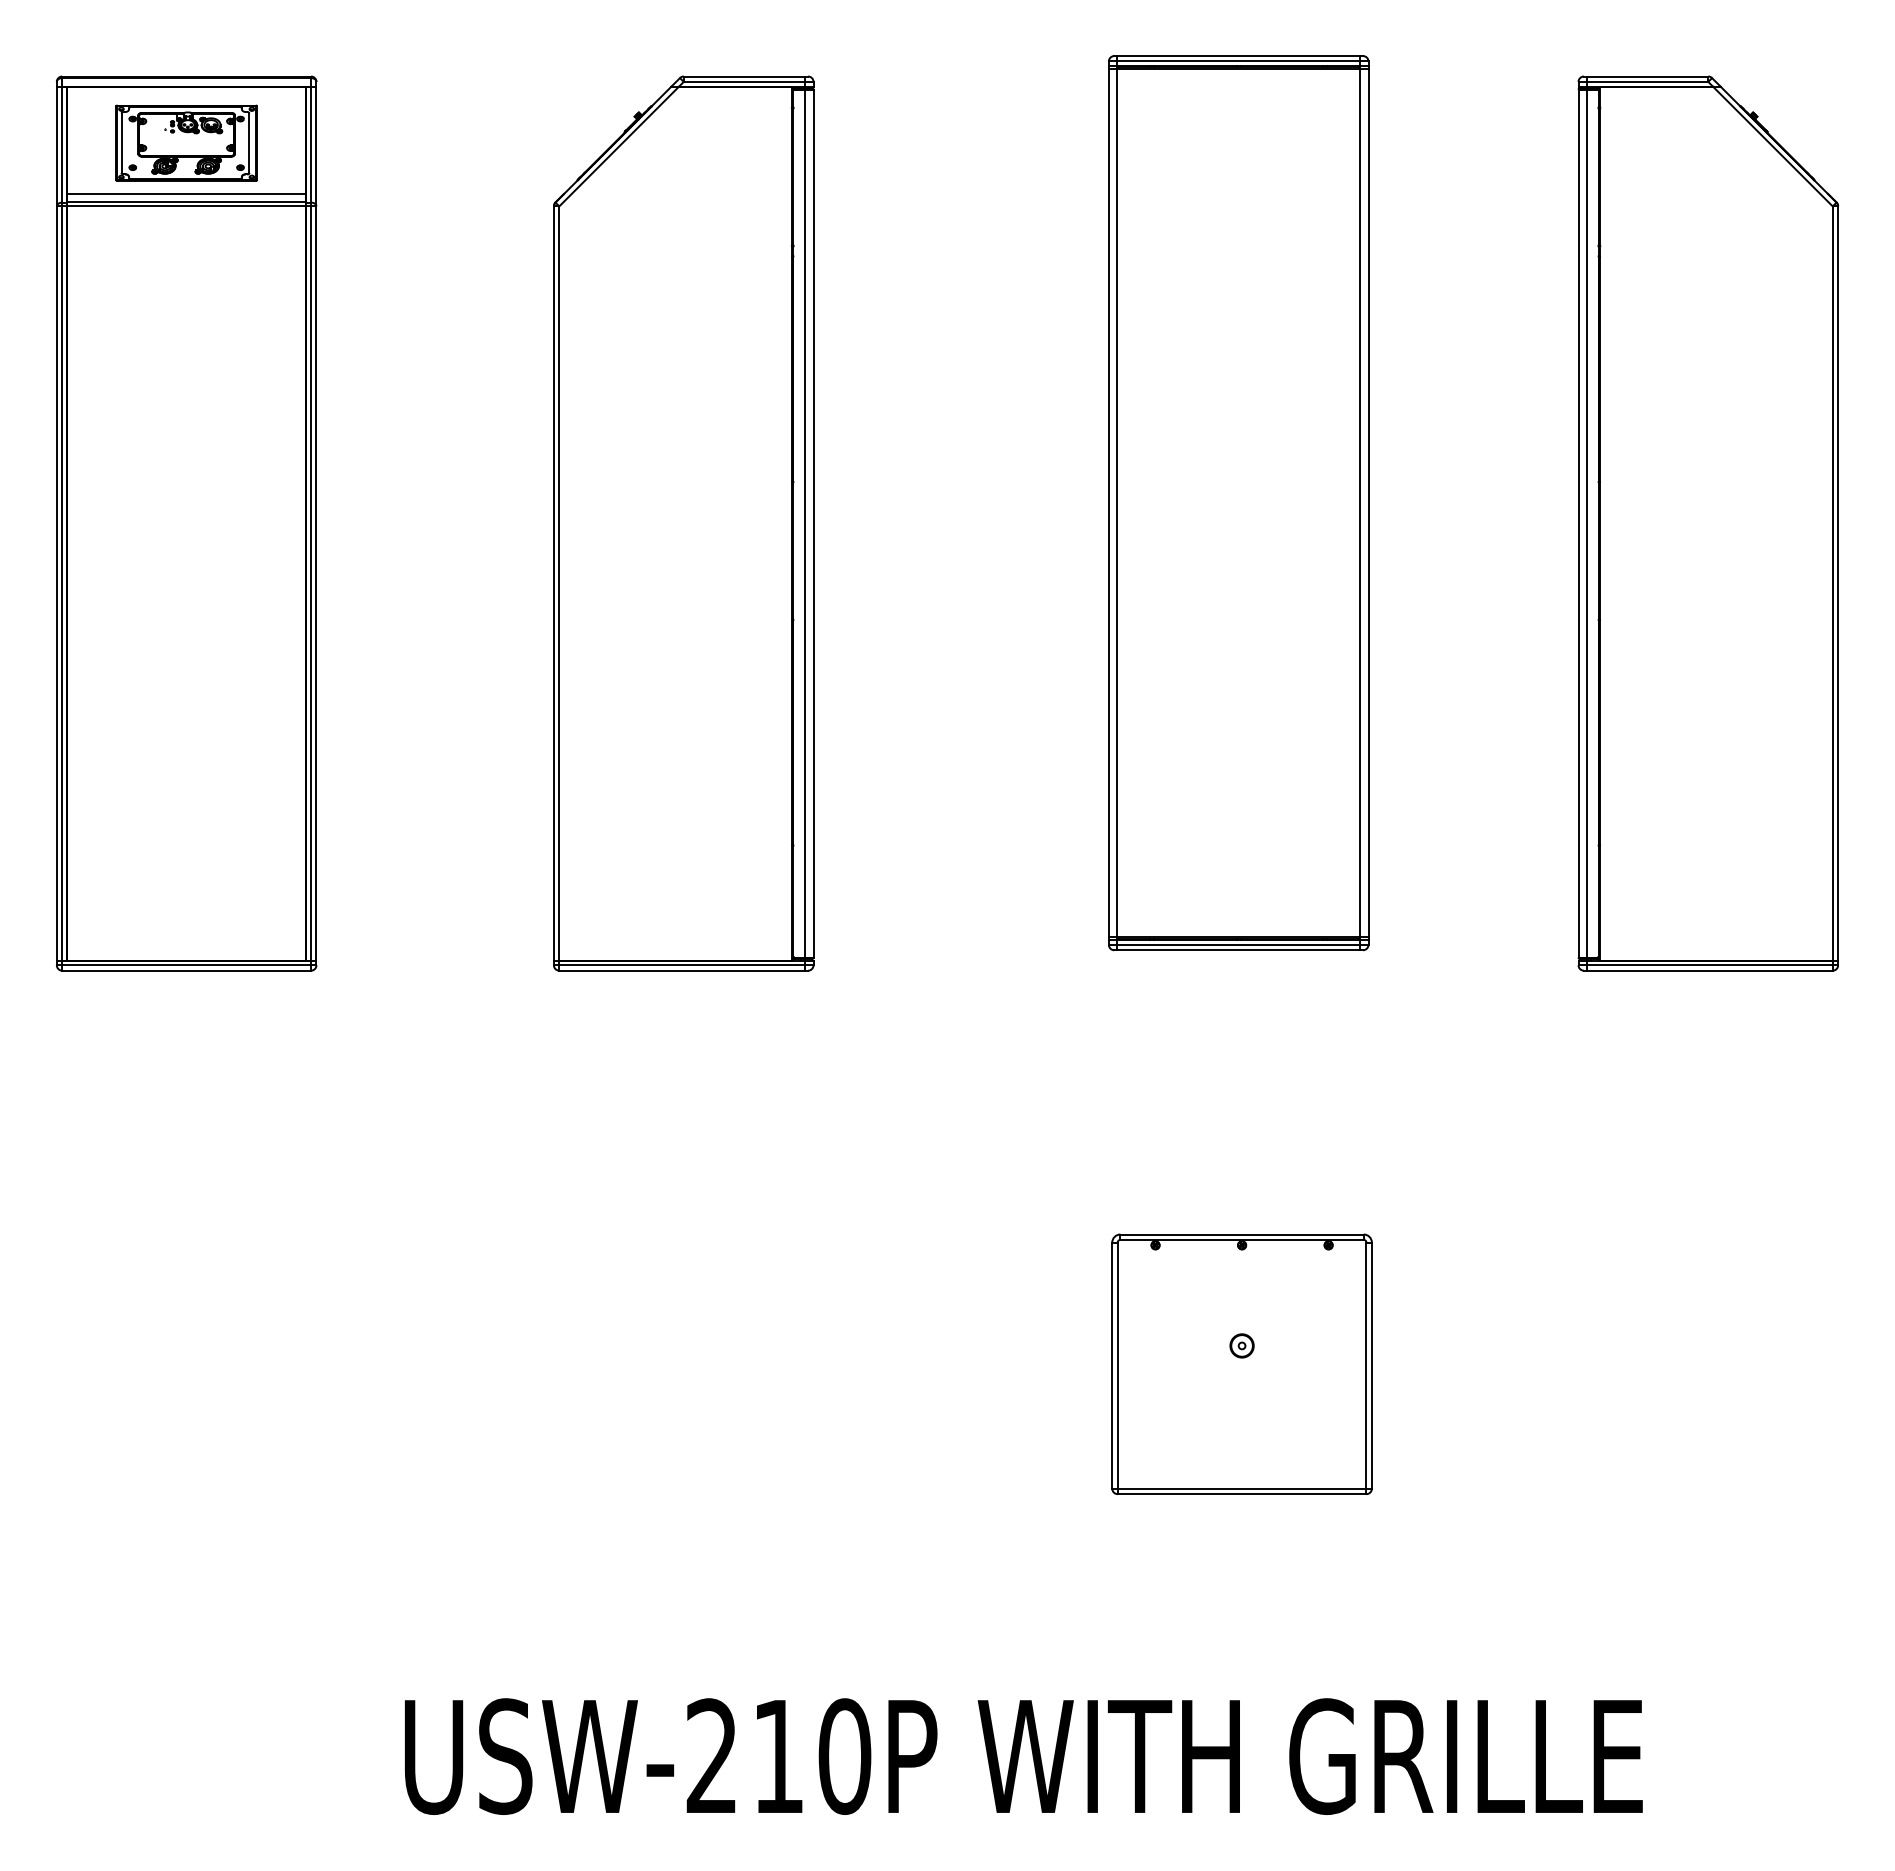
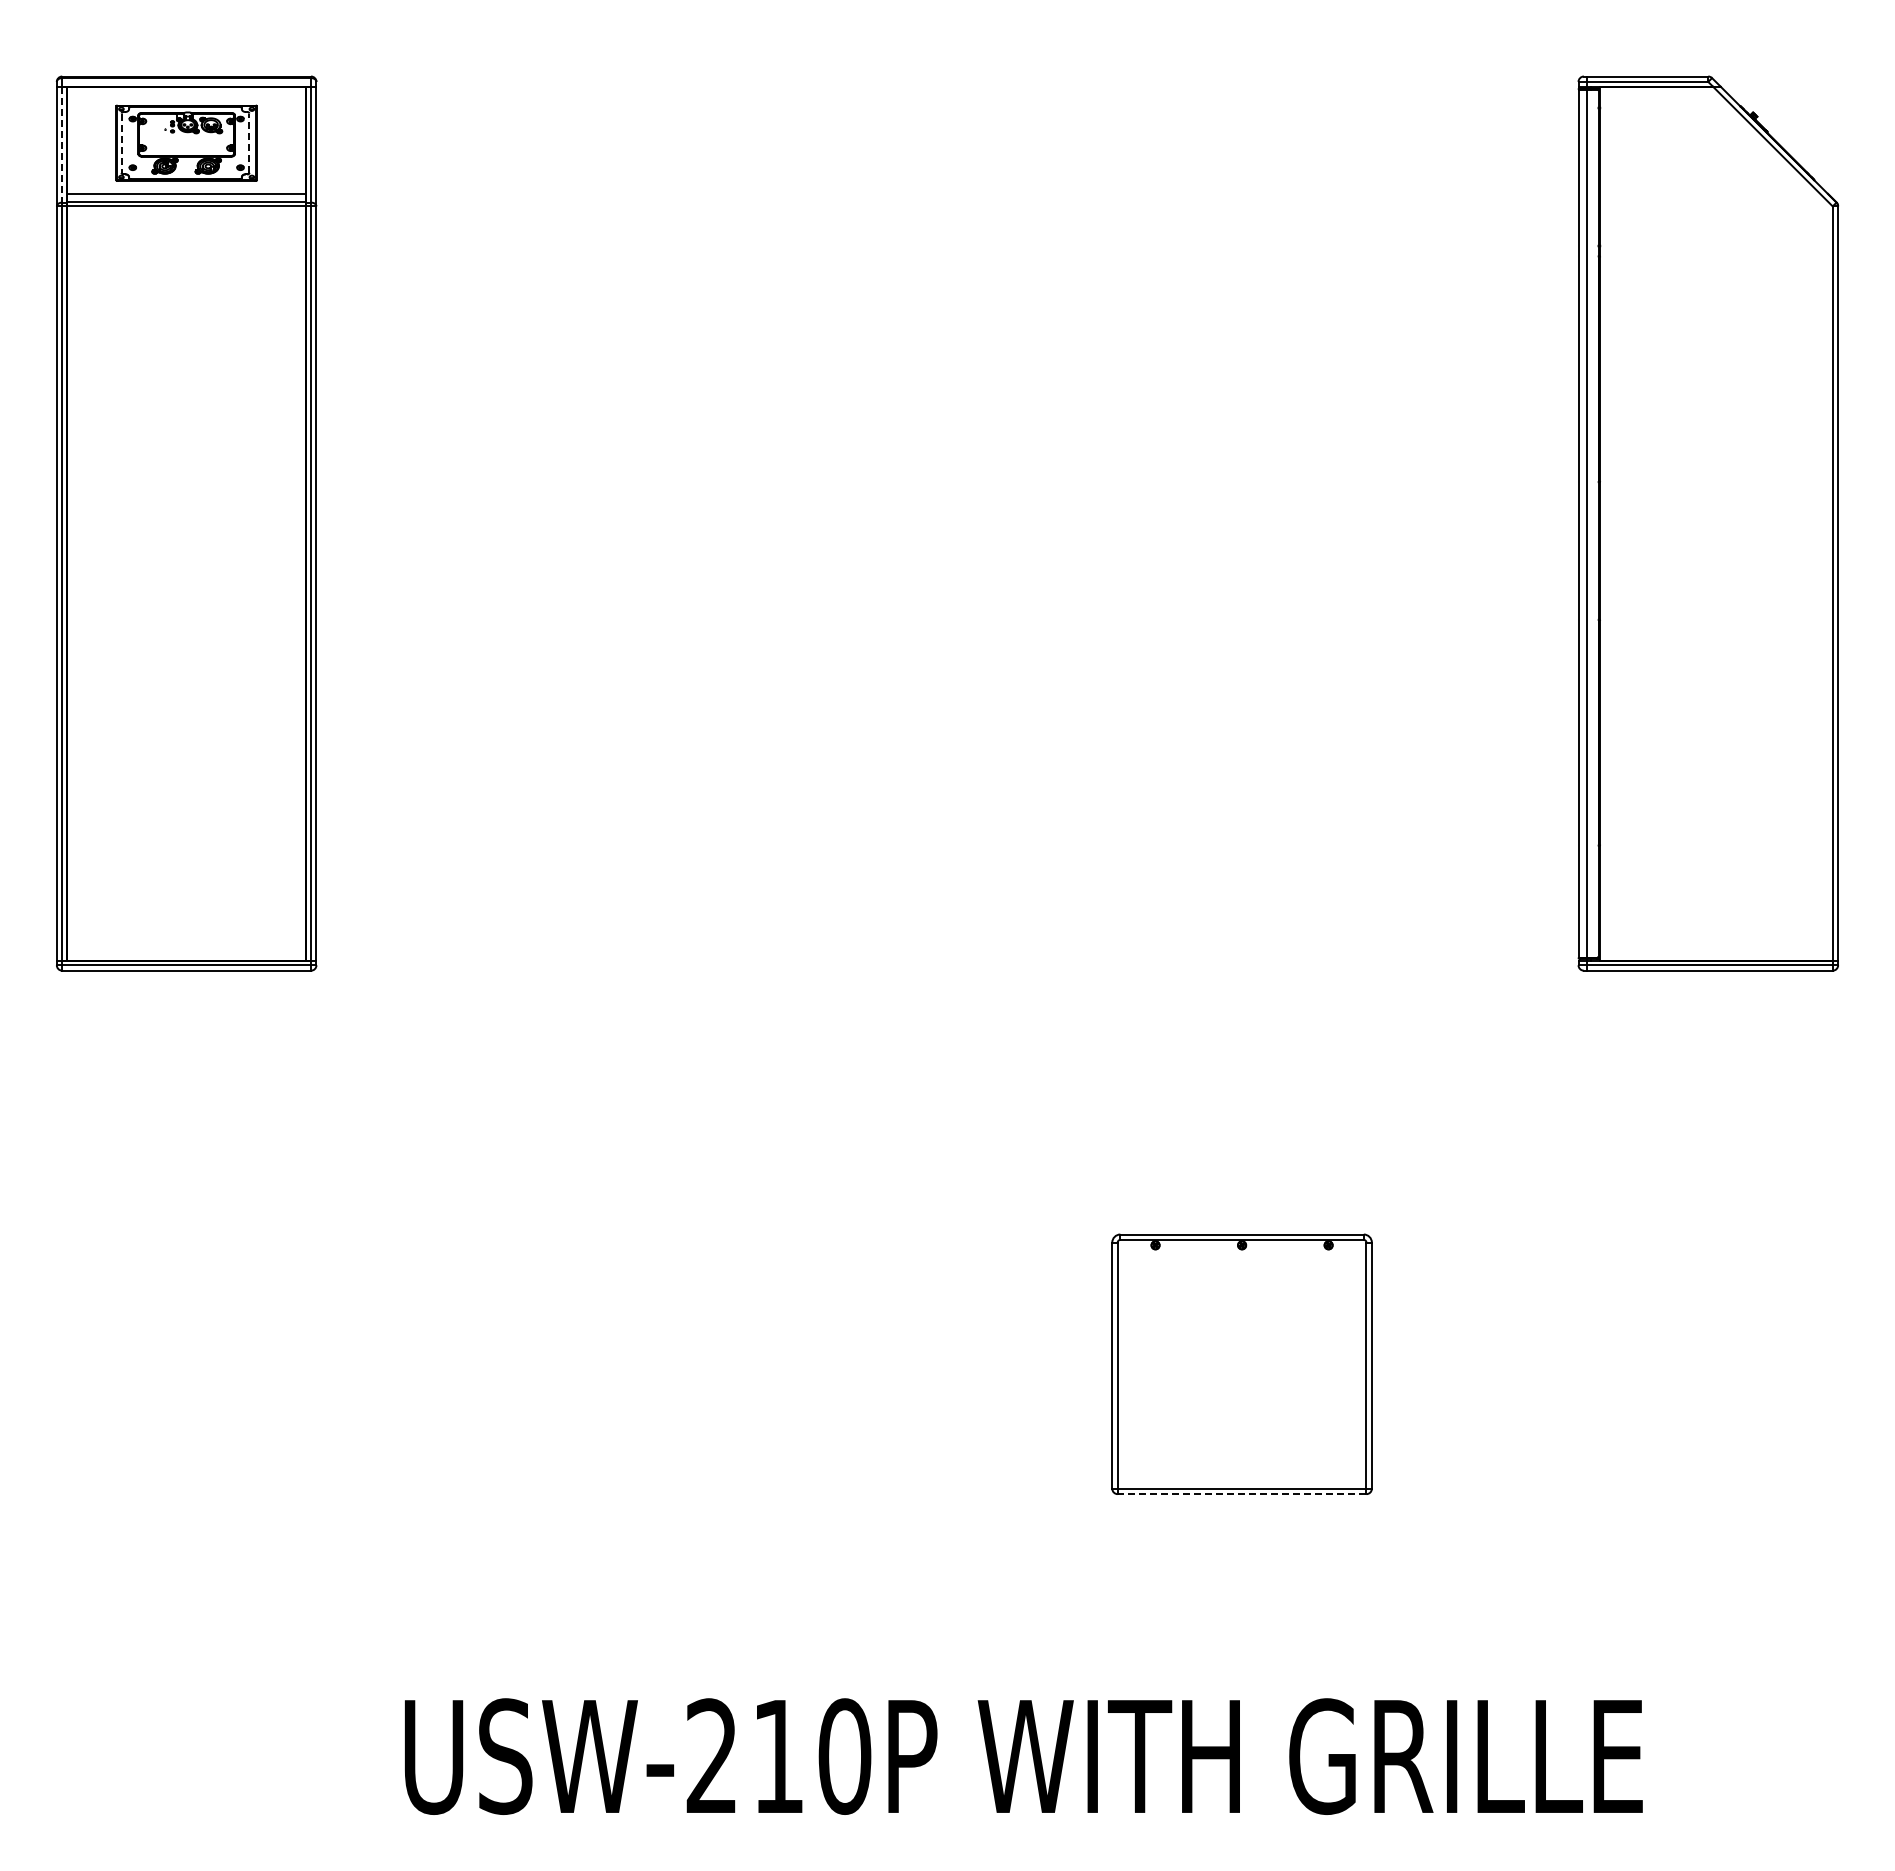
line: solid -> dashed (121, 143)
line: solid -> dashed (249, 143)
line: solid -> dashed (62, 144)
part: present -> none (1238, 503)
part: present -> none (683, 523)
part: present -> none (1241, 1345)
line: solid -> dashed (1241, 1494)
